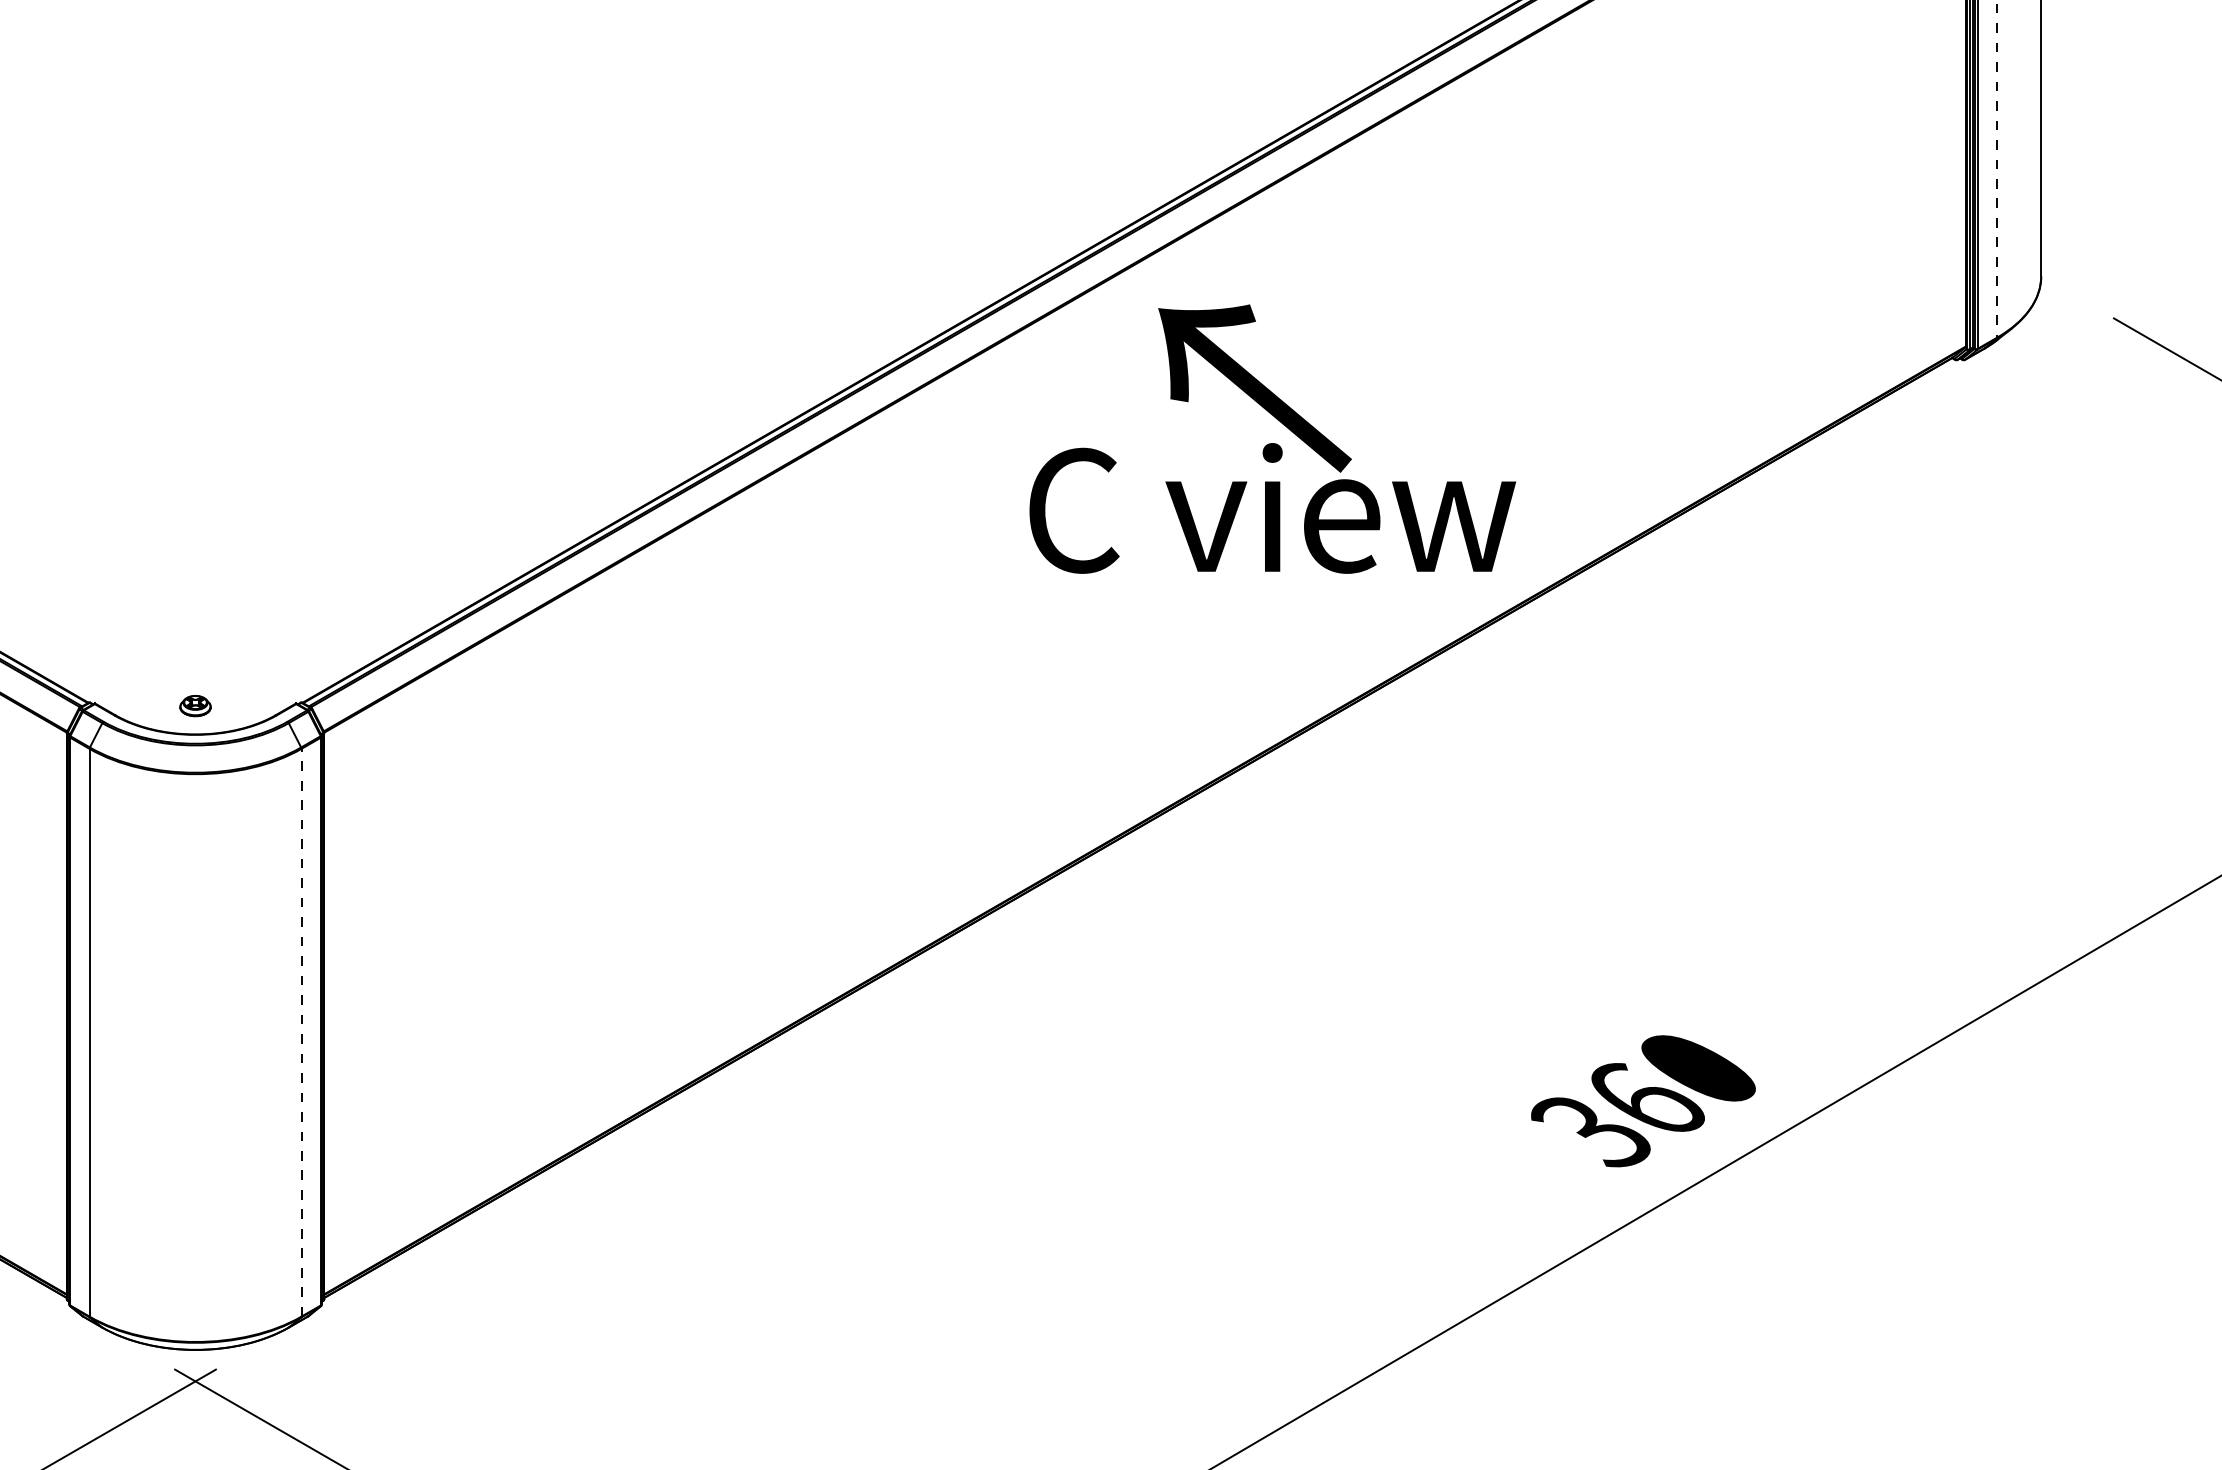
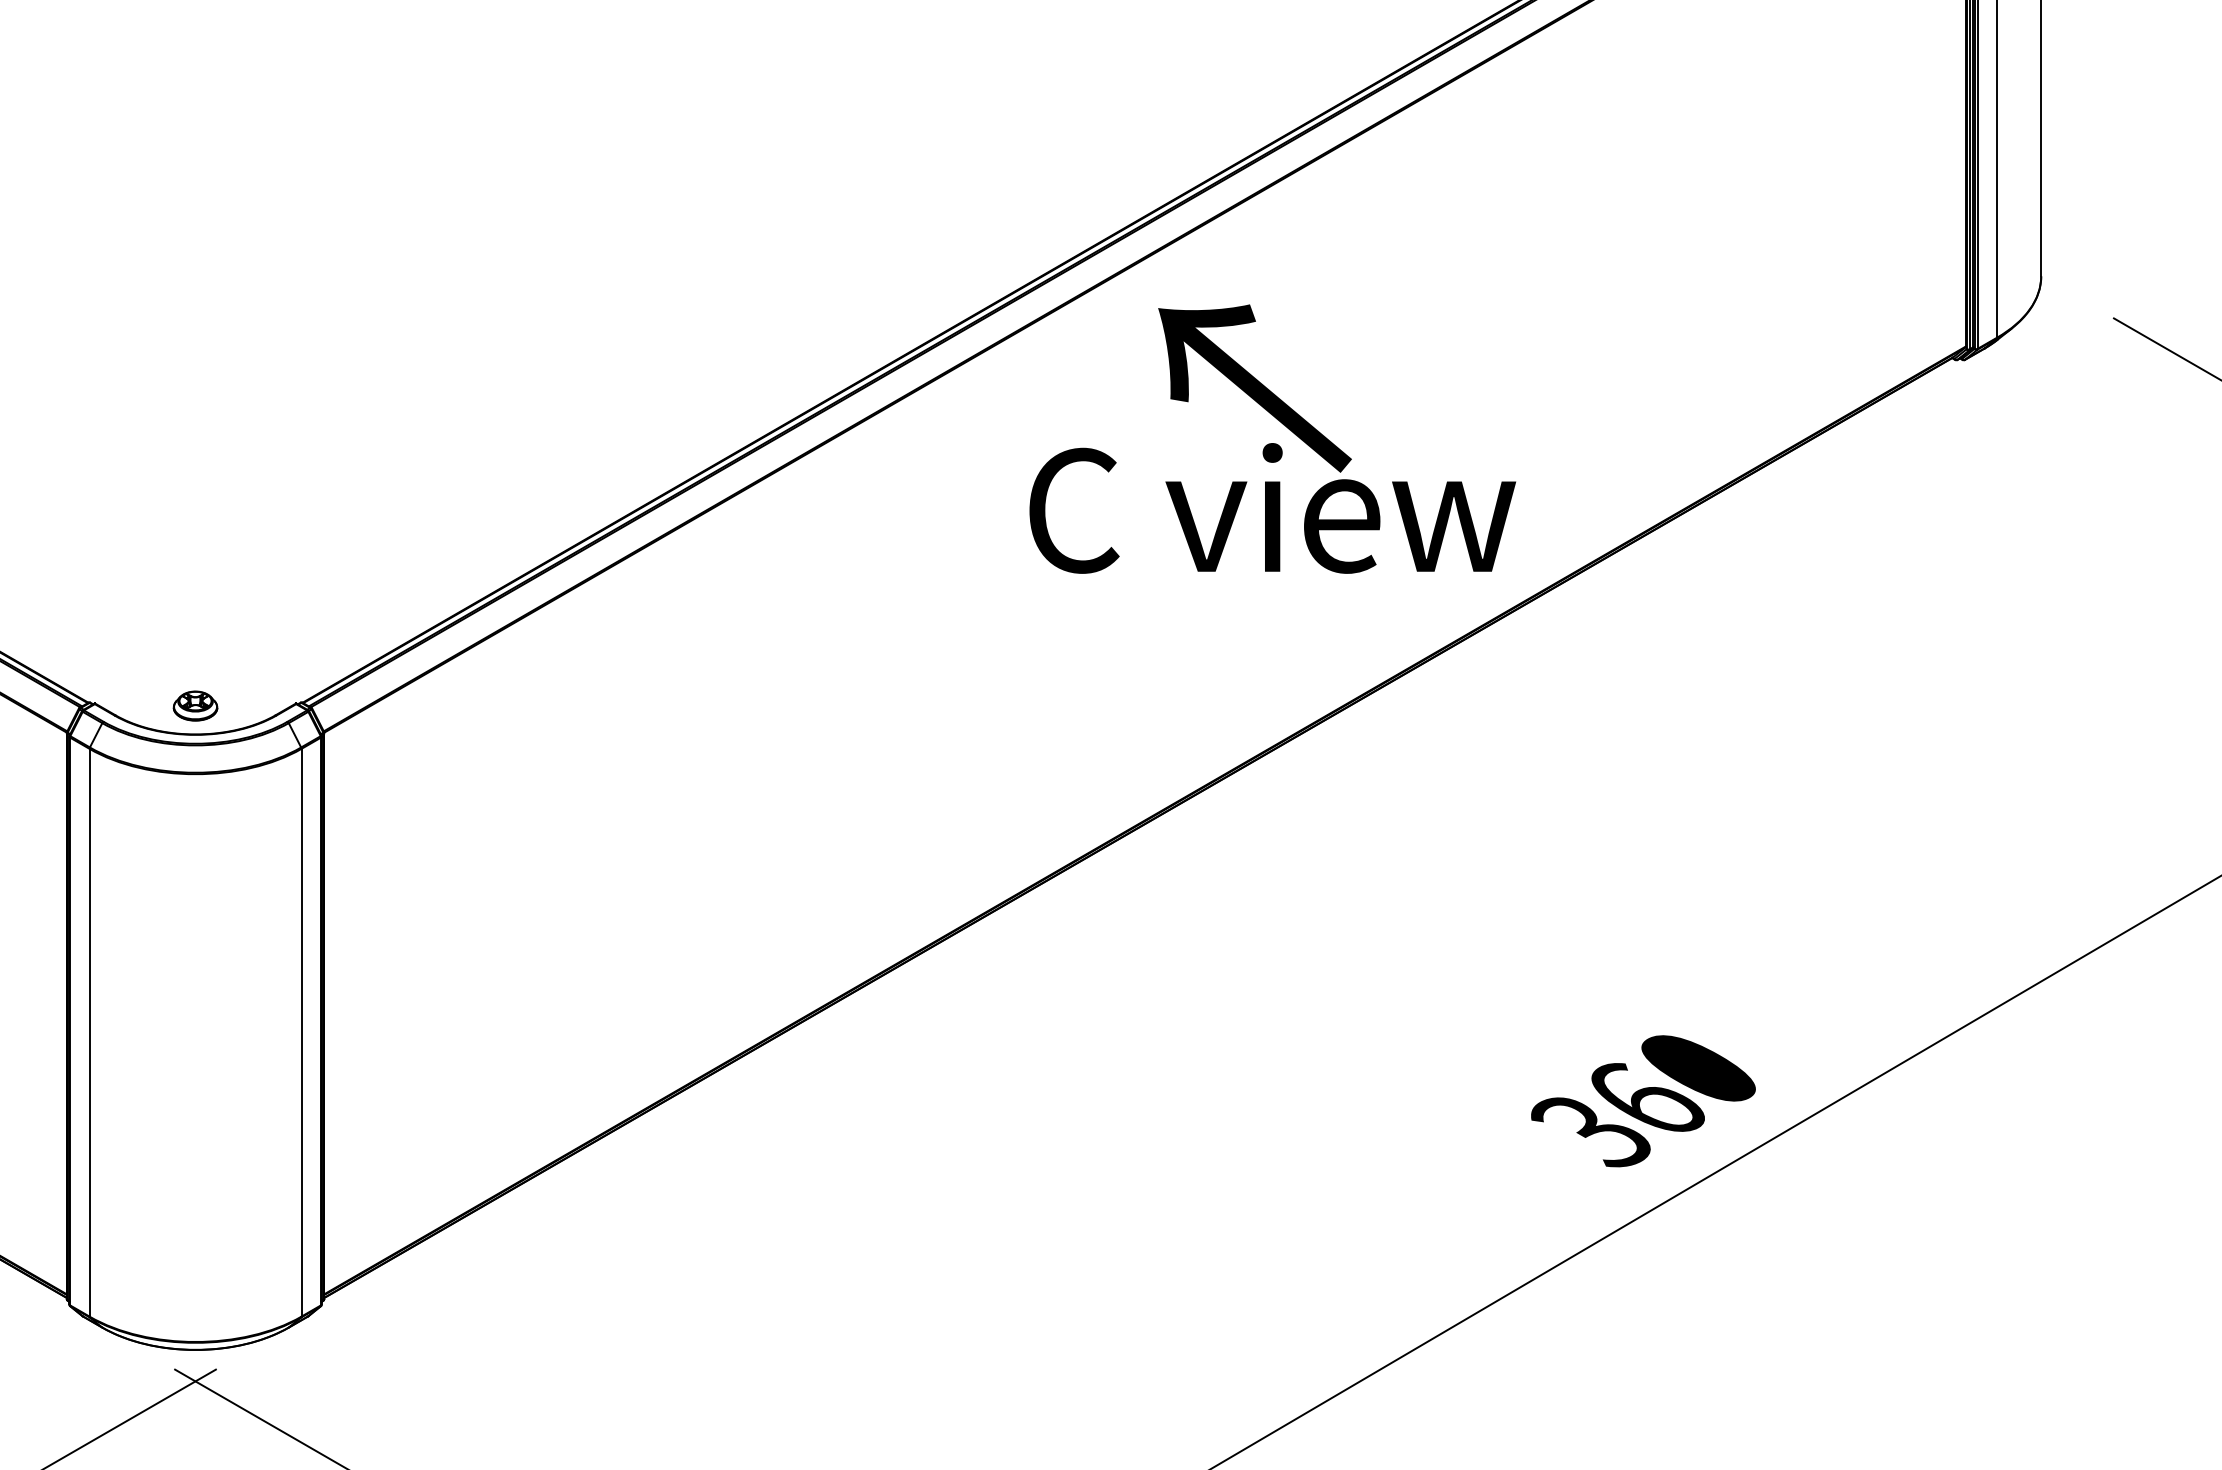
line: dashed -> solid (1997, 169)
part size: 33x23 px -> 47x32 px (195, 705)
line: dashed -> solid (301, 1032)
